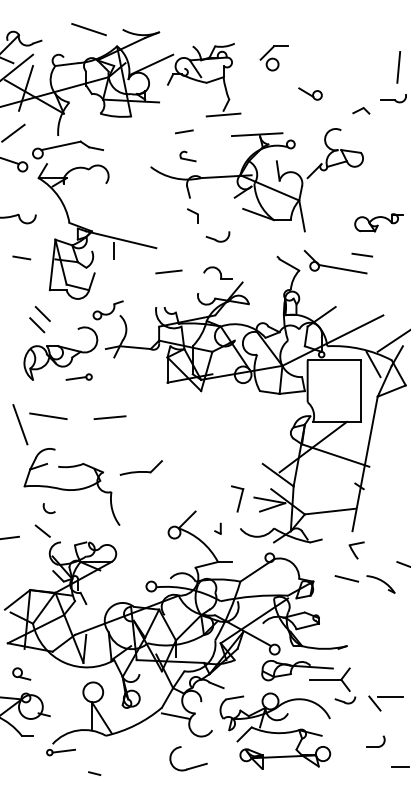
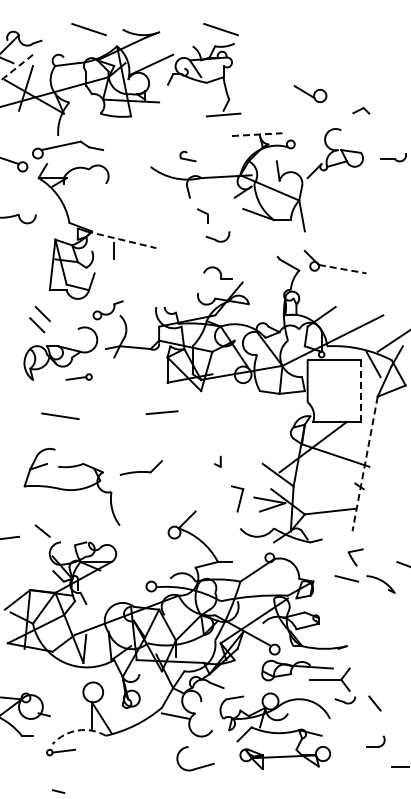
line: none -> present (220, 29)
part: present -> none (273, 58)
line: present -> none (398, 66)
line: solid -> dashed (16, 67)
part size: 25x14 px -> 35x19 px (310, 94)
part position: (393, 98) -> (393, 157) (393, 157)
line: present -> none (184, 131)
line: present -> none (13, 132)
line: solid -> dashed (257, 134)
part position: (192, 215) -> (202, 215) (202, 215)
part: present -> none (378, 222)
line: solid -> dashed (121, 239)
line: present -> none (361, 254)
line: present -> none (21, 257)
line: solid -> dashed (343, 269)
line: present -> none (168, 271)
line: solid -> dashed (360, 391)
line position: (48, 415) -> (60, 415) (60, 415)
line position: (109, 417) -> (161, 412) (161, 412)
line: present -> none (20, 424)
line: solid -> dashed (365, 464)
arc: present -> none (46, 510)
part position: (217, 528) -> (217, 461) (217, 461)
part position: (356, 550) -> (355, 557) (355, 557)
part: present -> none (21, 673)
line: present -> none (389, 696)
arc: solid -> dashed (77, 730)
part position: (189, 767) -> (196, 767) (196, 767)
line position: (94, 773) -> (58, 791) (58, 791)
